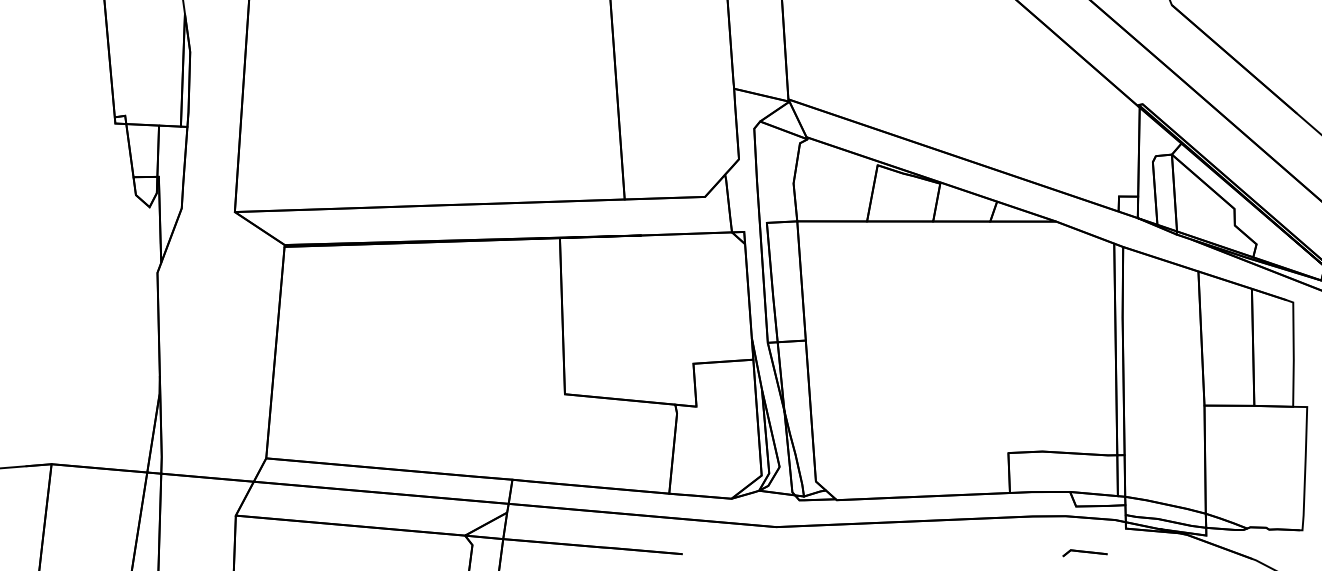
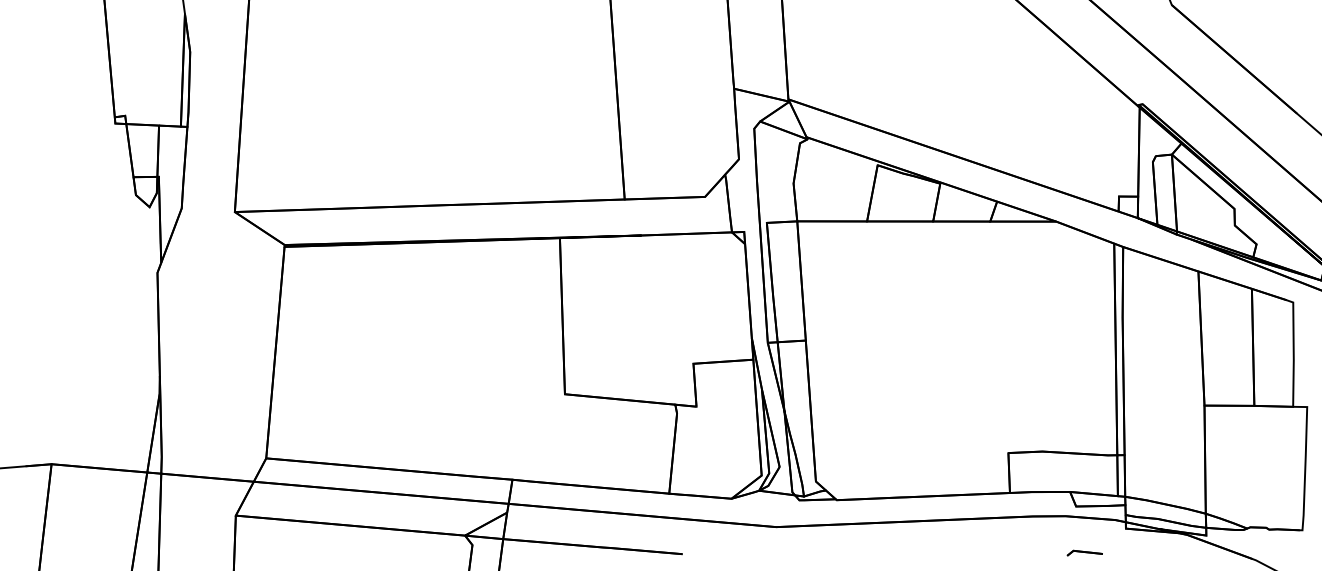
part size: 46x9 px -> 37x8 px (1084, 552)
